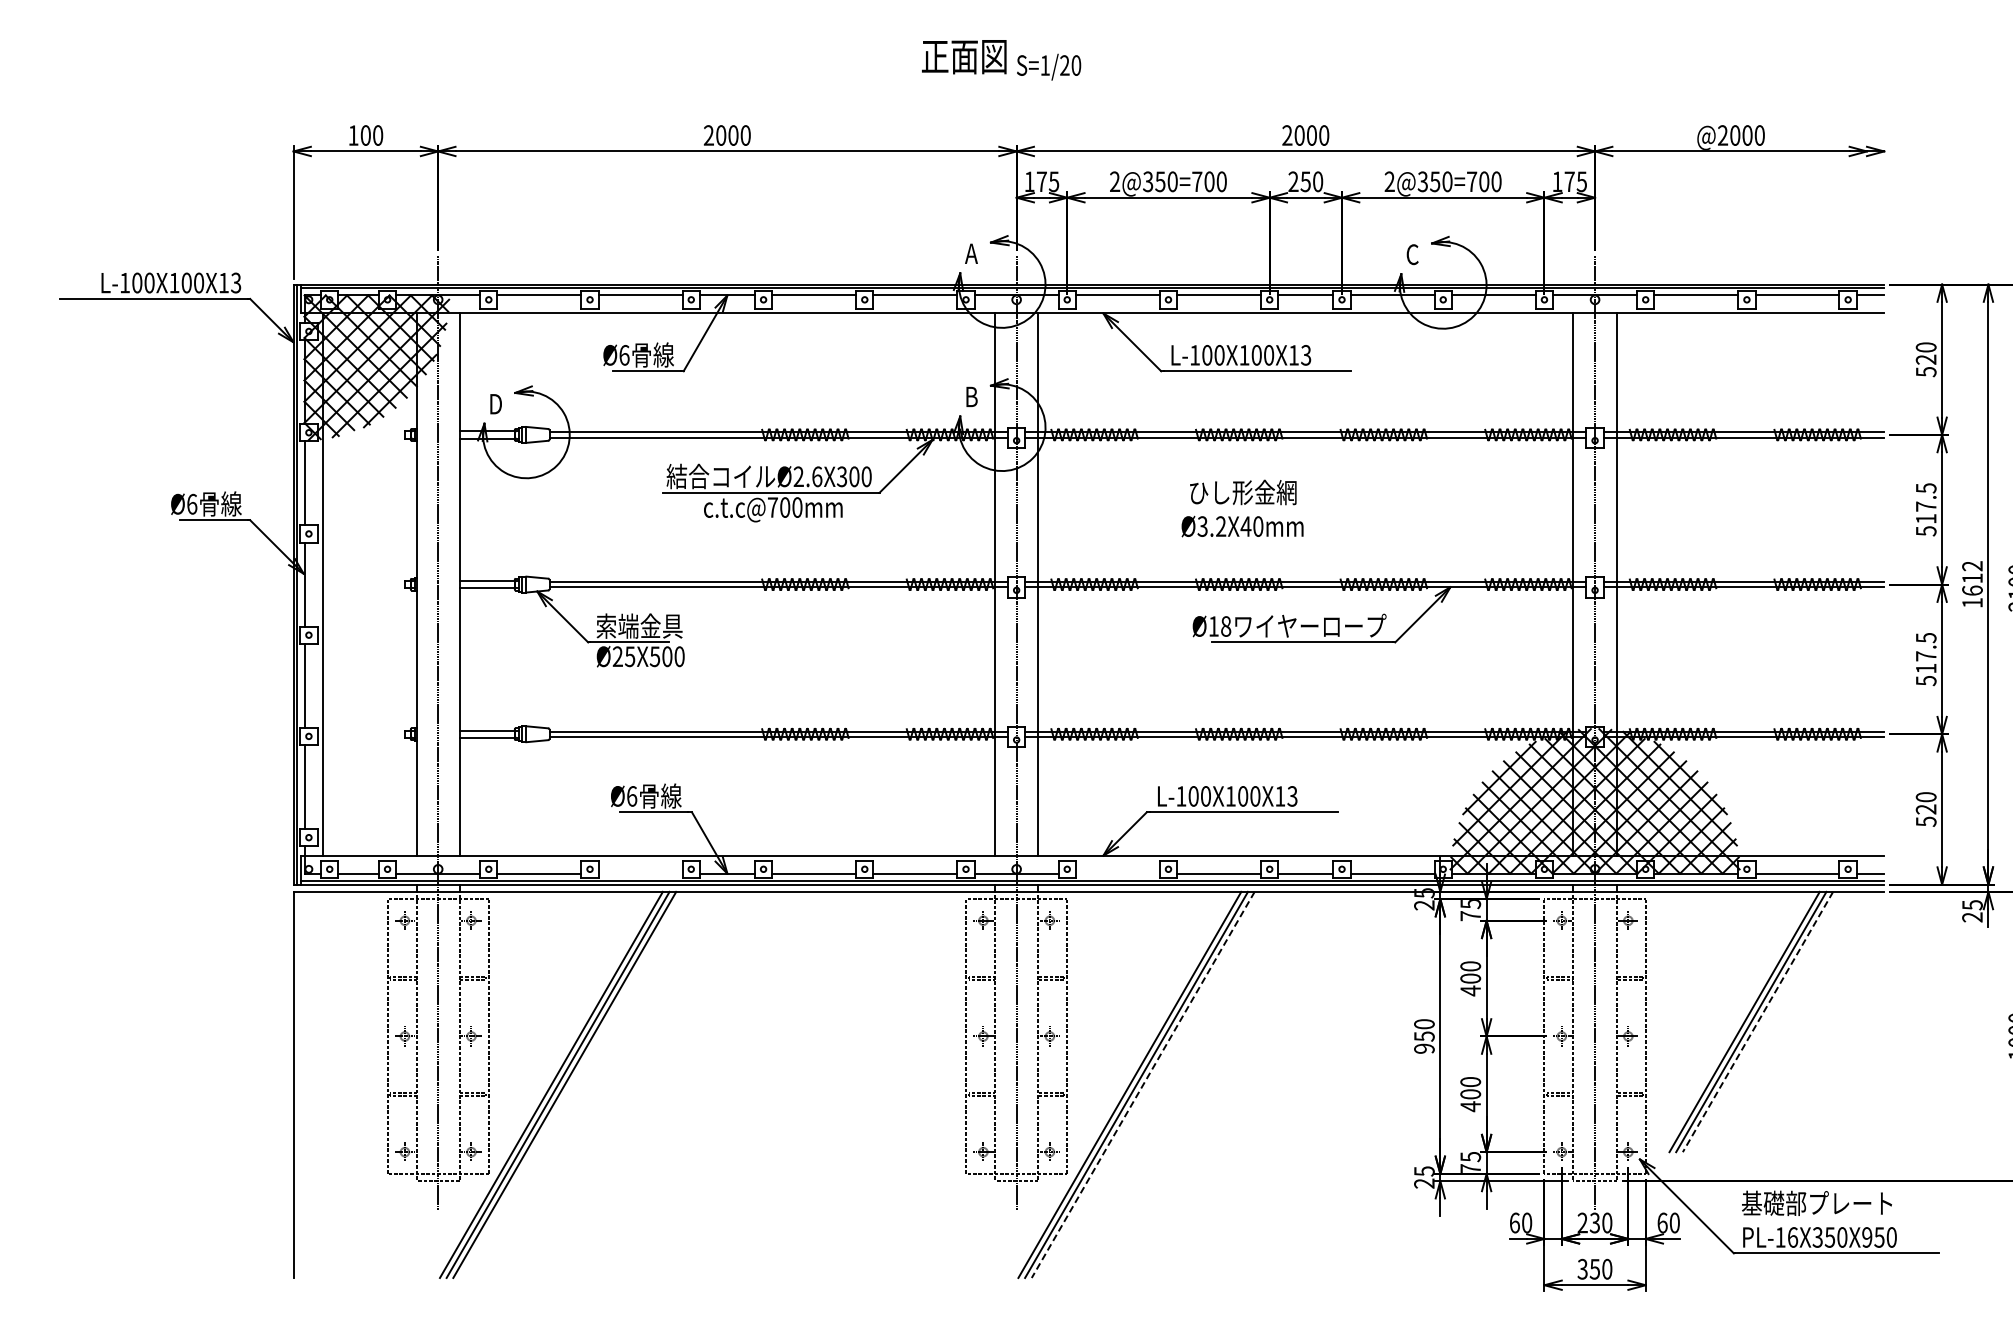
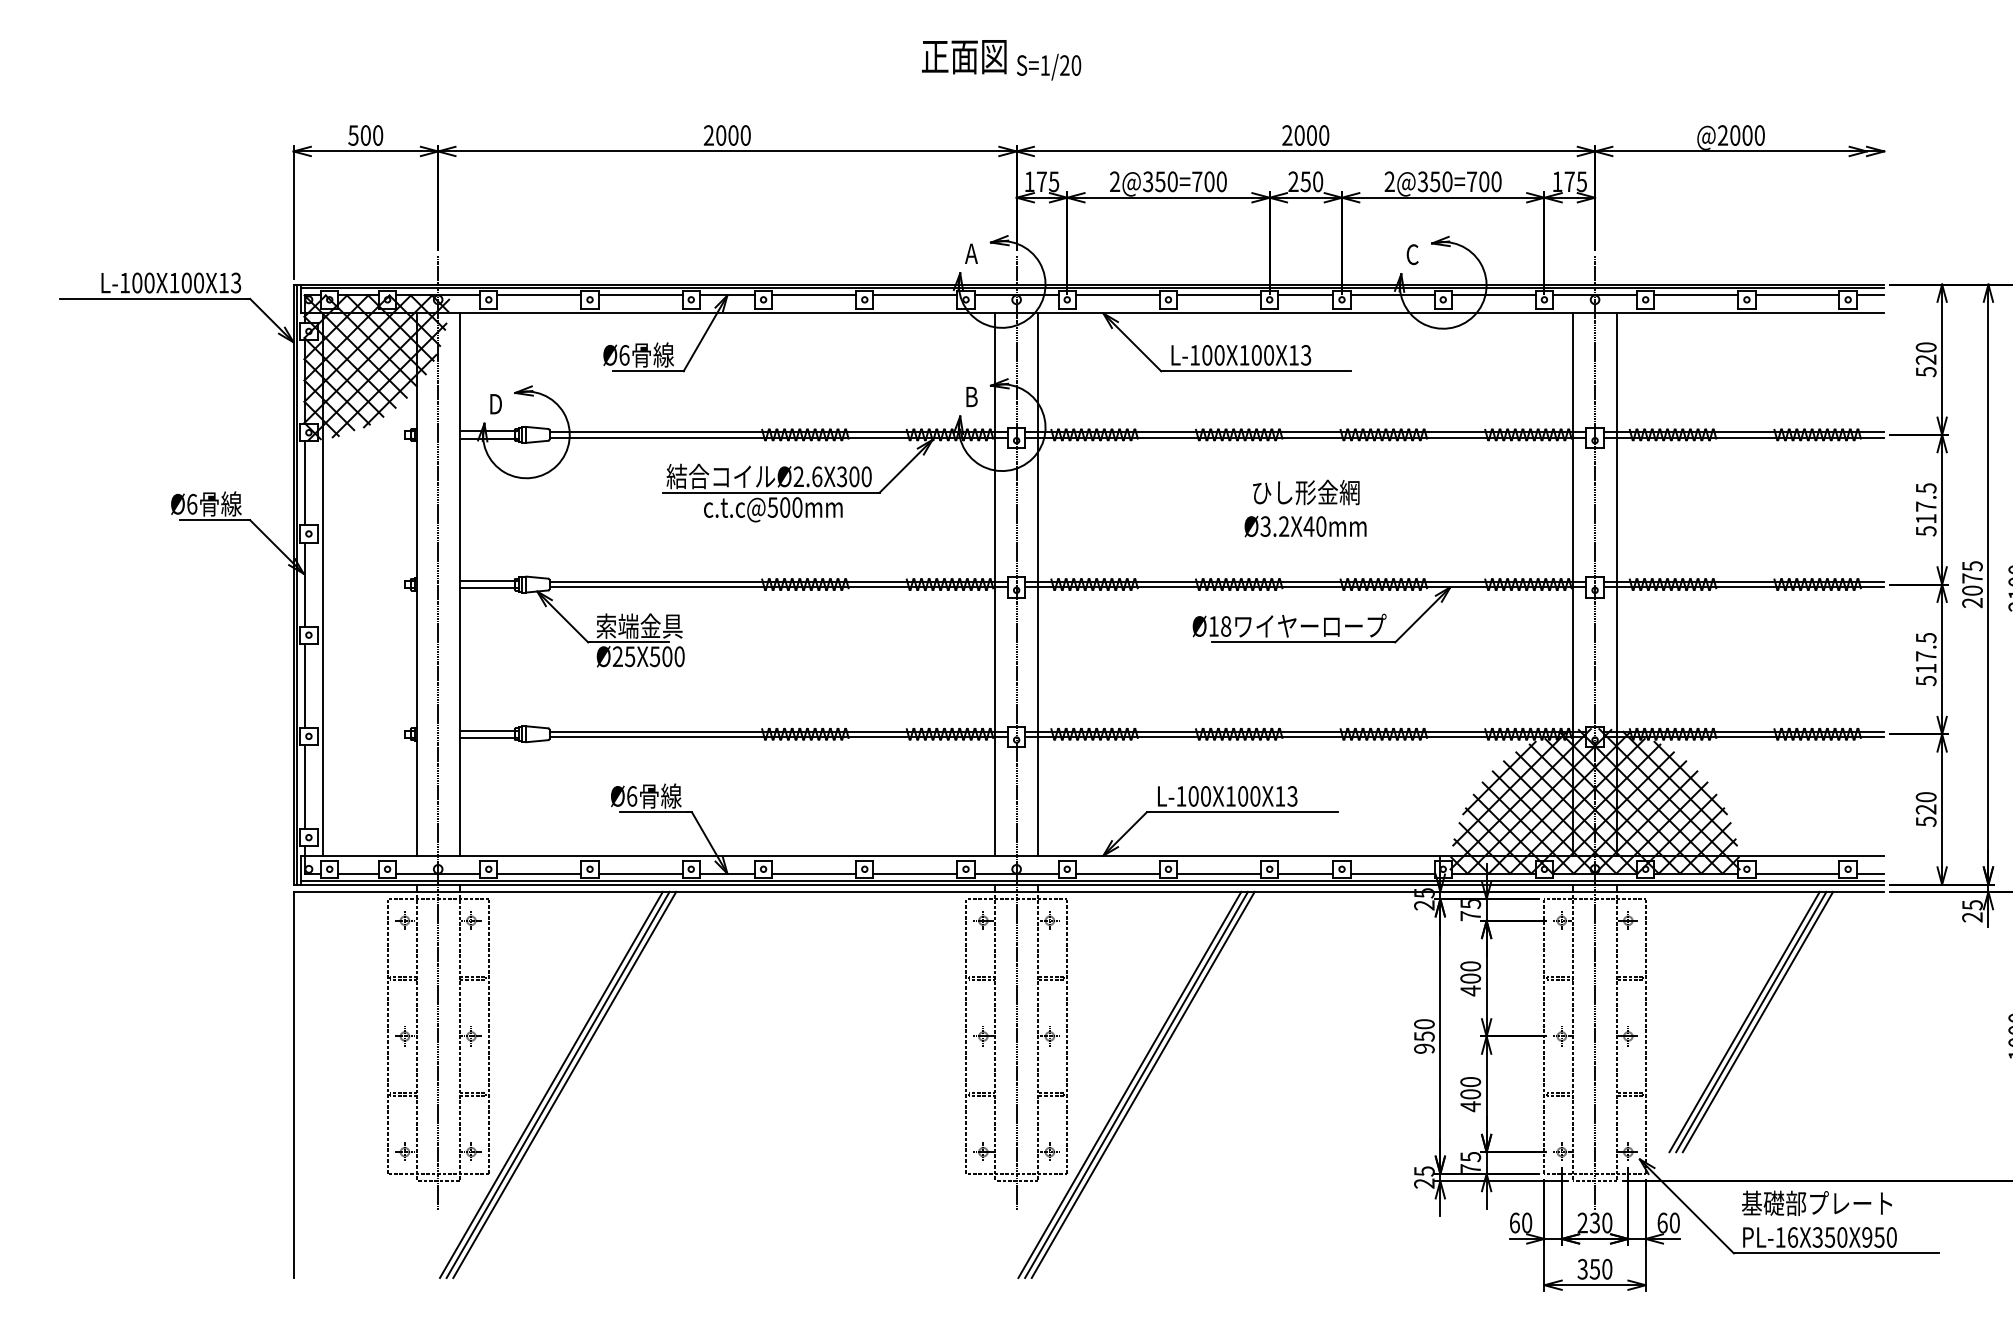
text: 100 -> 500 (353, 135)
text: c.t.c@700mm -> c.t.c@500mm (772, 507)
text position: (1242, 508) -> (1305, 508) (1305, 508)
text: 1612 -> 2075 (1972, 584)
line: none -> present (640, 873)
line: none -> present (1117, 873)
line: dashed -> solid (1757, 1022)
line: dashed -> solid (1143, 1084)
